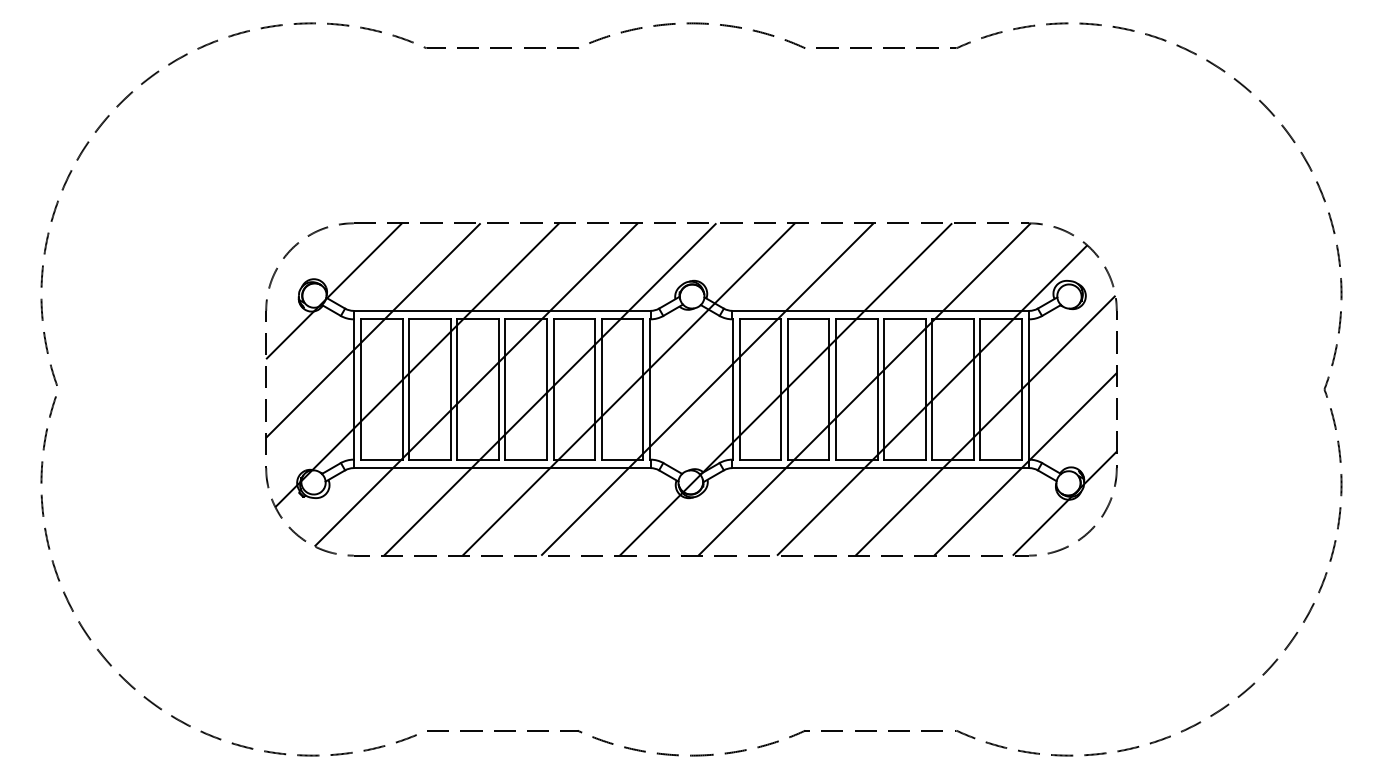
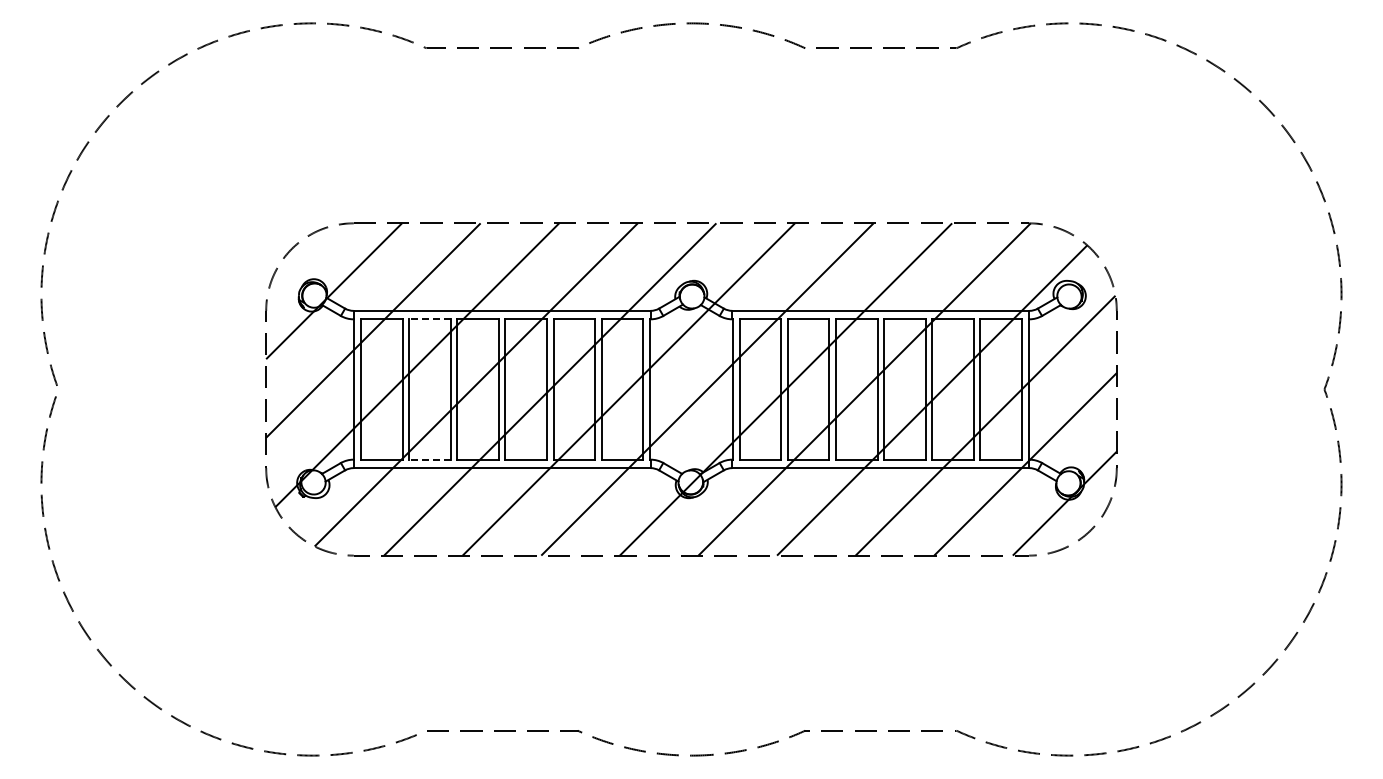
line: solid -> dashed (429, 319)
line: solid -> dashed (429, 459)
